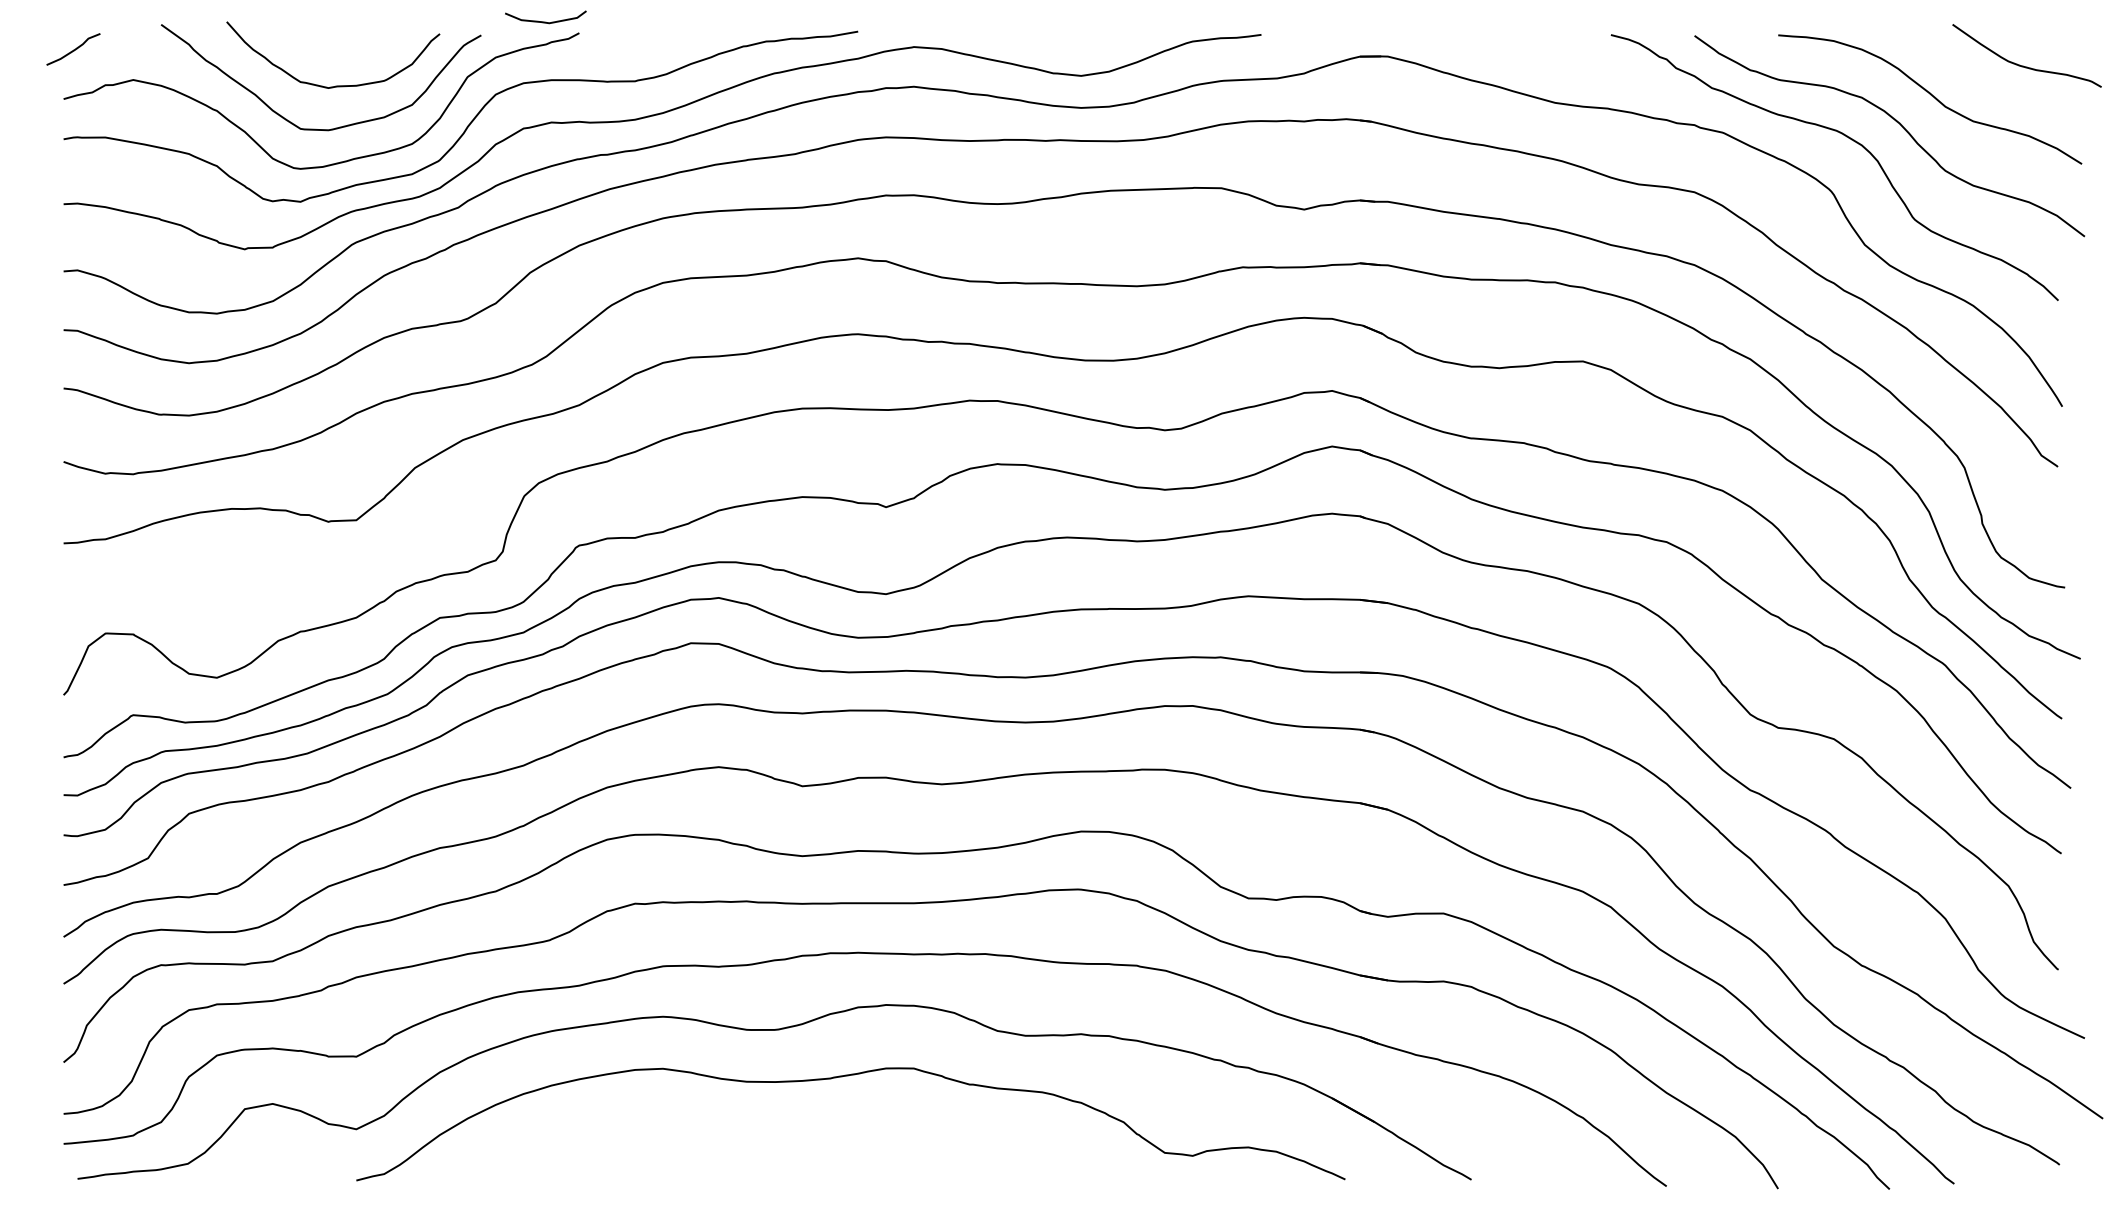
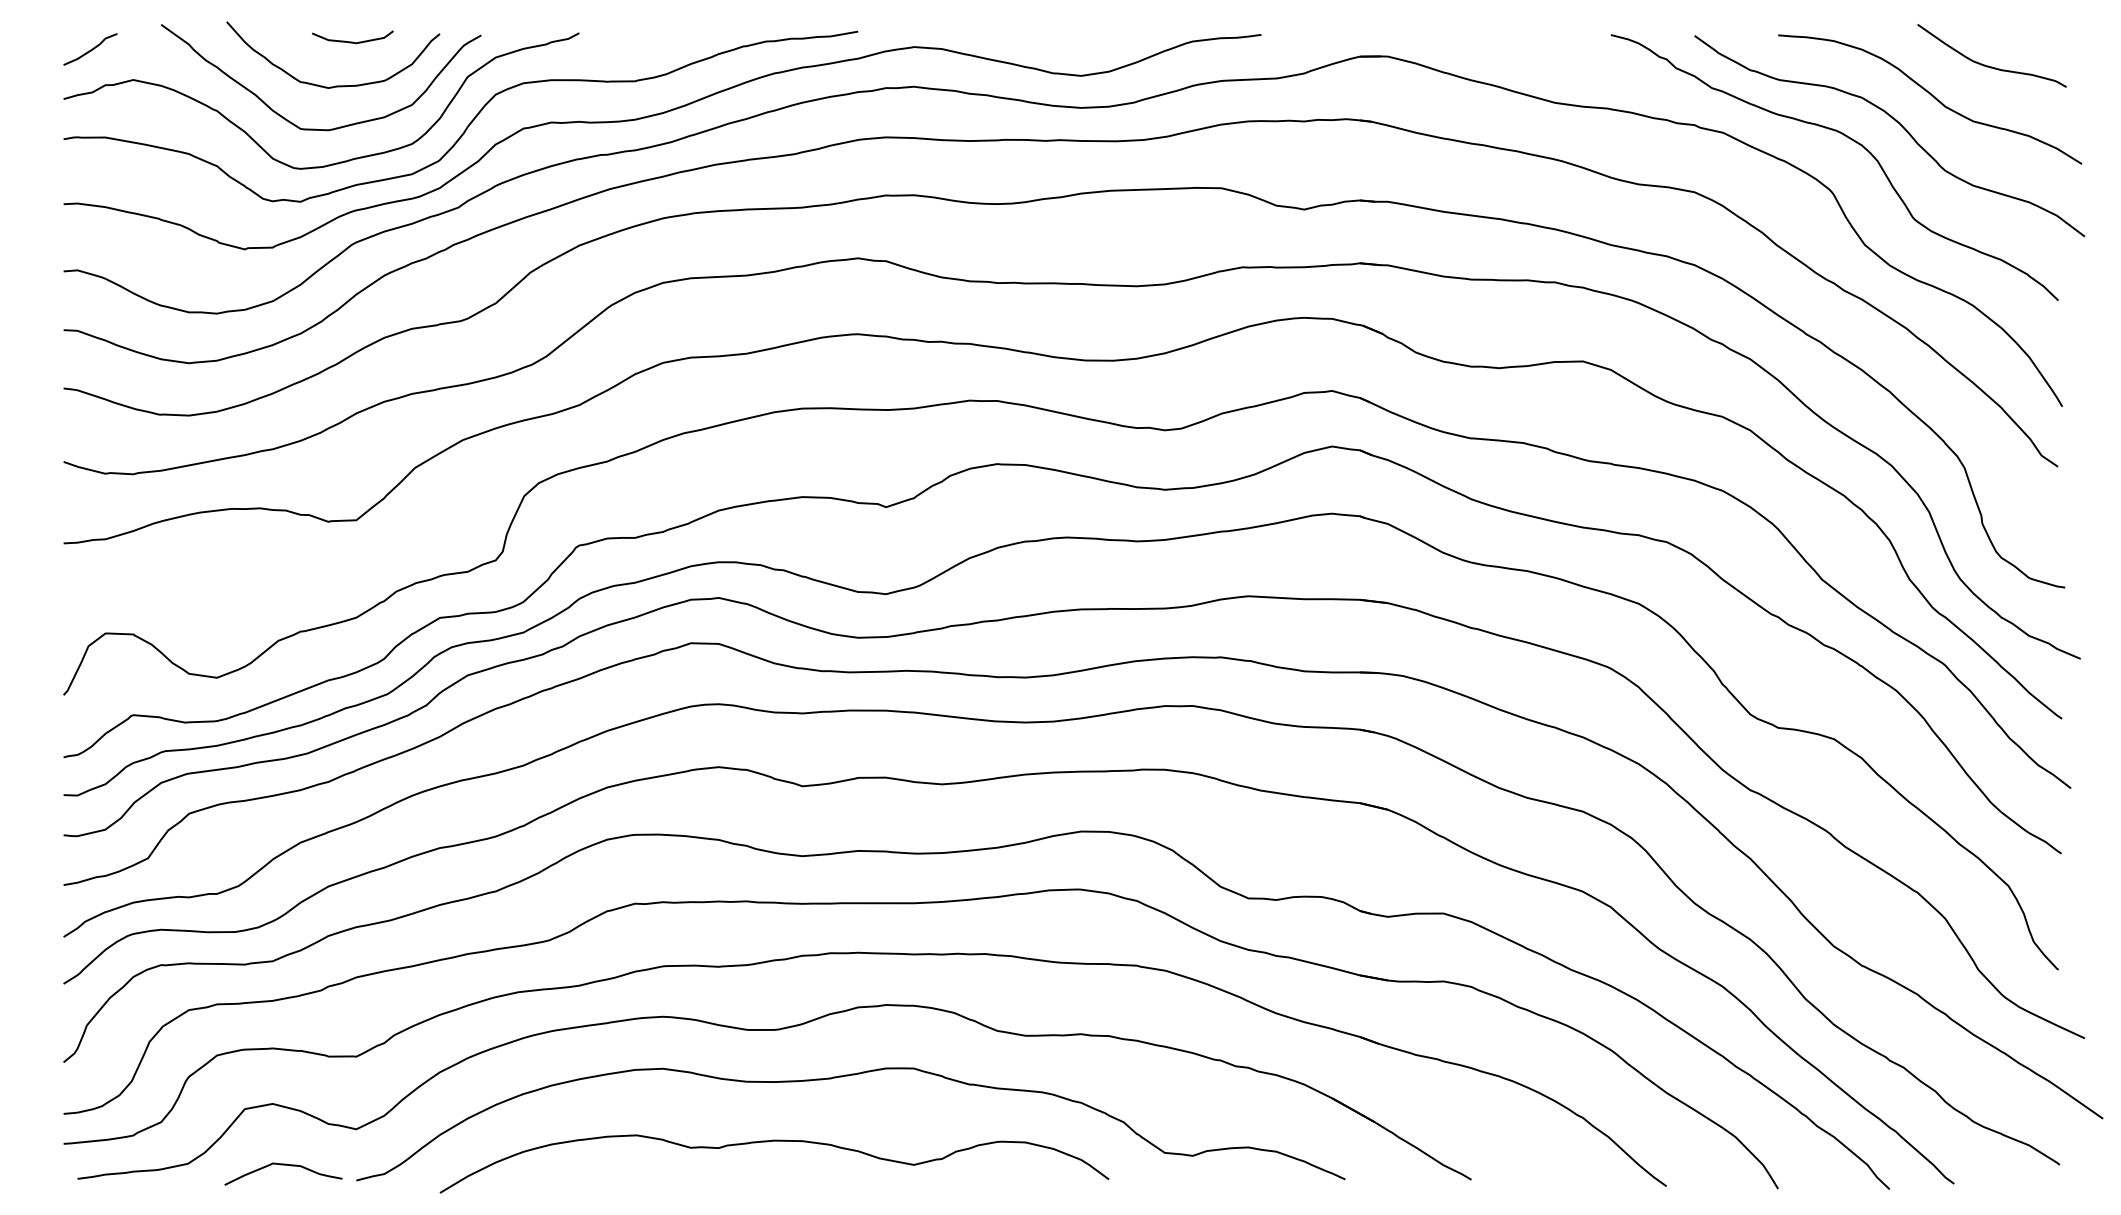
curve position: (545, 21) -> (352, 41) (352, 41)
curve position: (73, 49) -> (90, 49) (90, 49)
curve position: (2023, 65) -> (1988, 65) (1988, 65)
curve: none -> present (768, 1142)
curve: none -> present (283, 1165)
